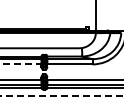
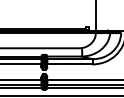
line: dashed -> solid (21, 64)
line: dashed -> solid (62, 96)
